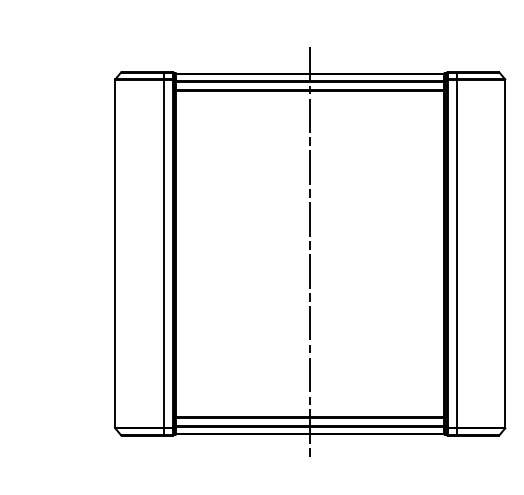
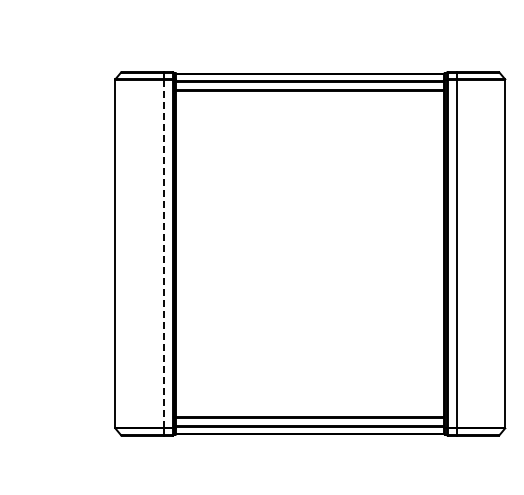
line: solid -> dashed (163, 253)
line: present -> none (310, 253)
